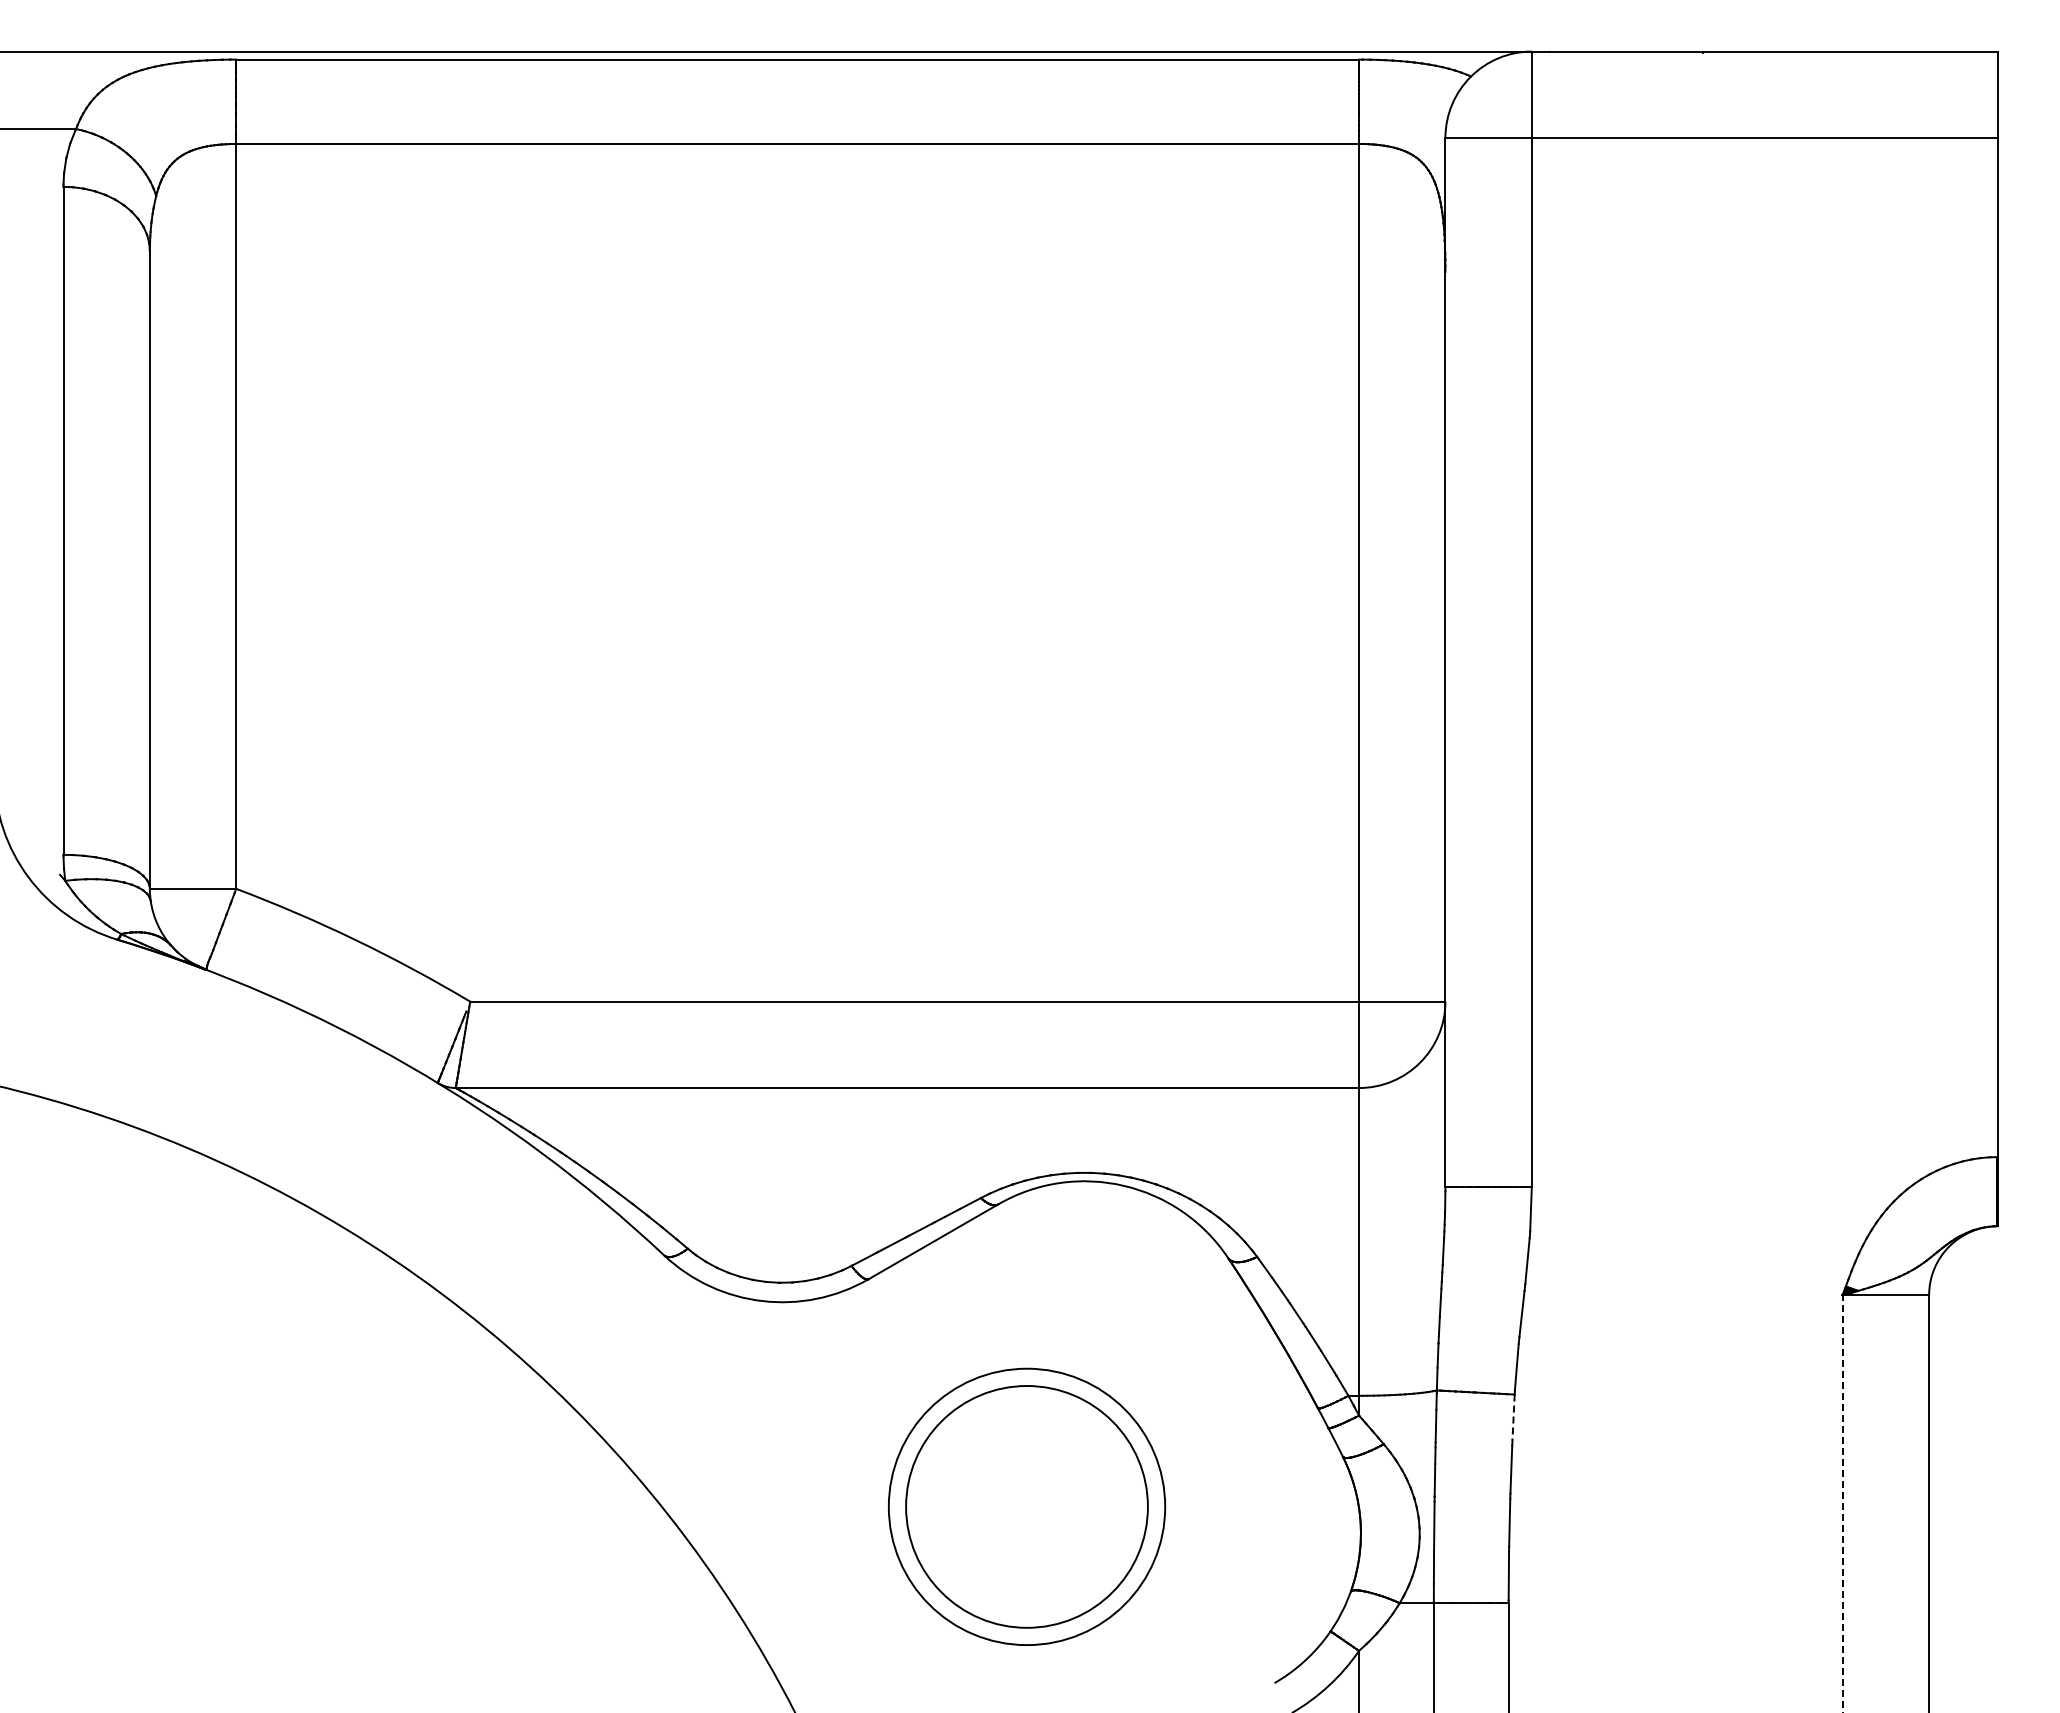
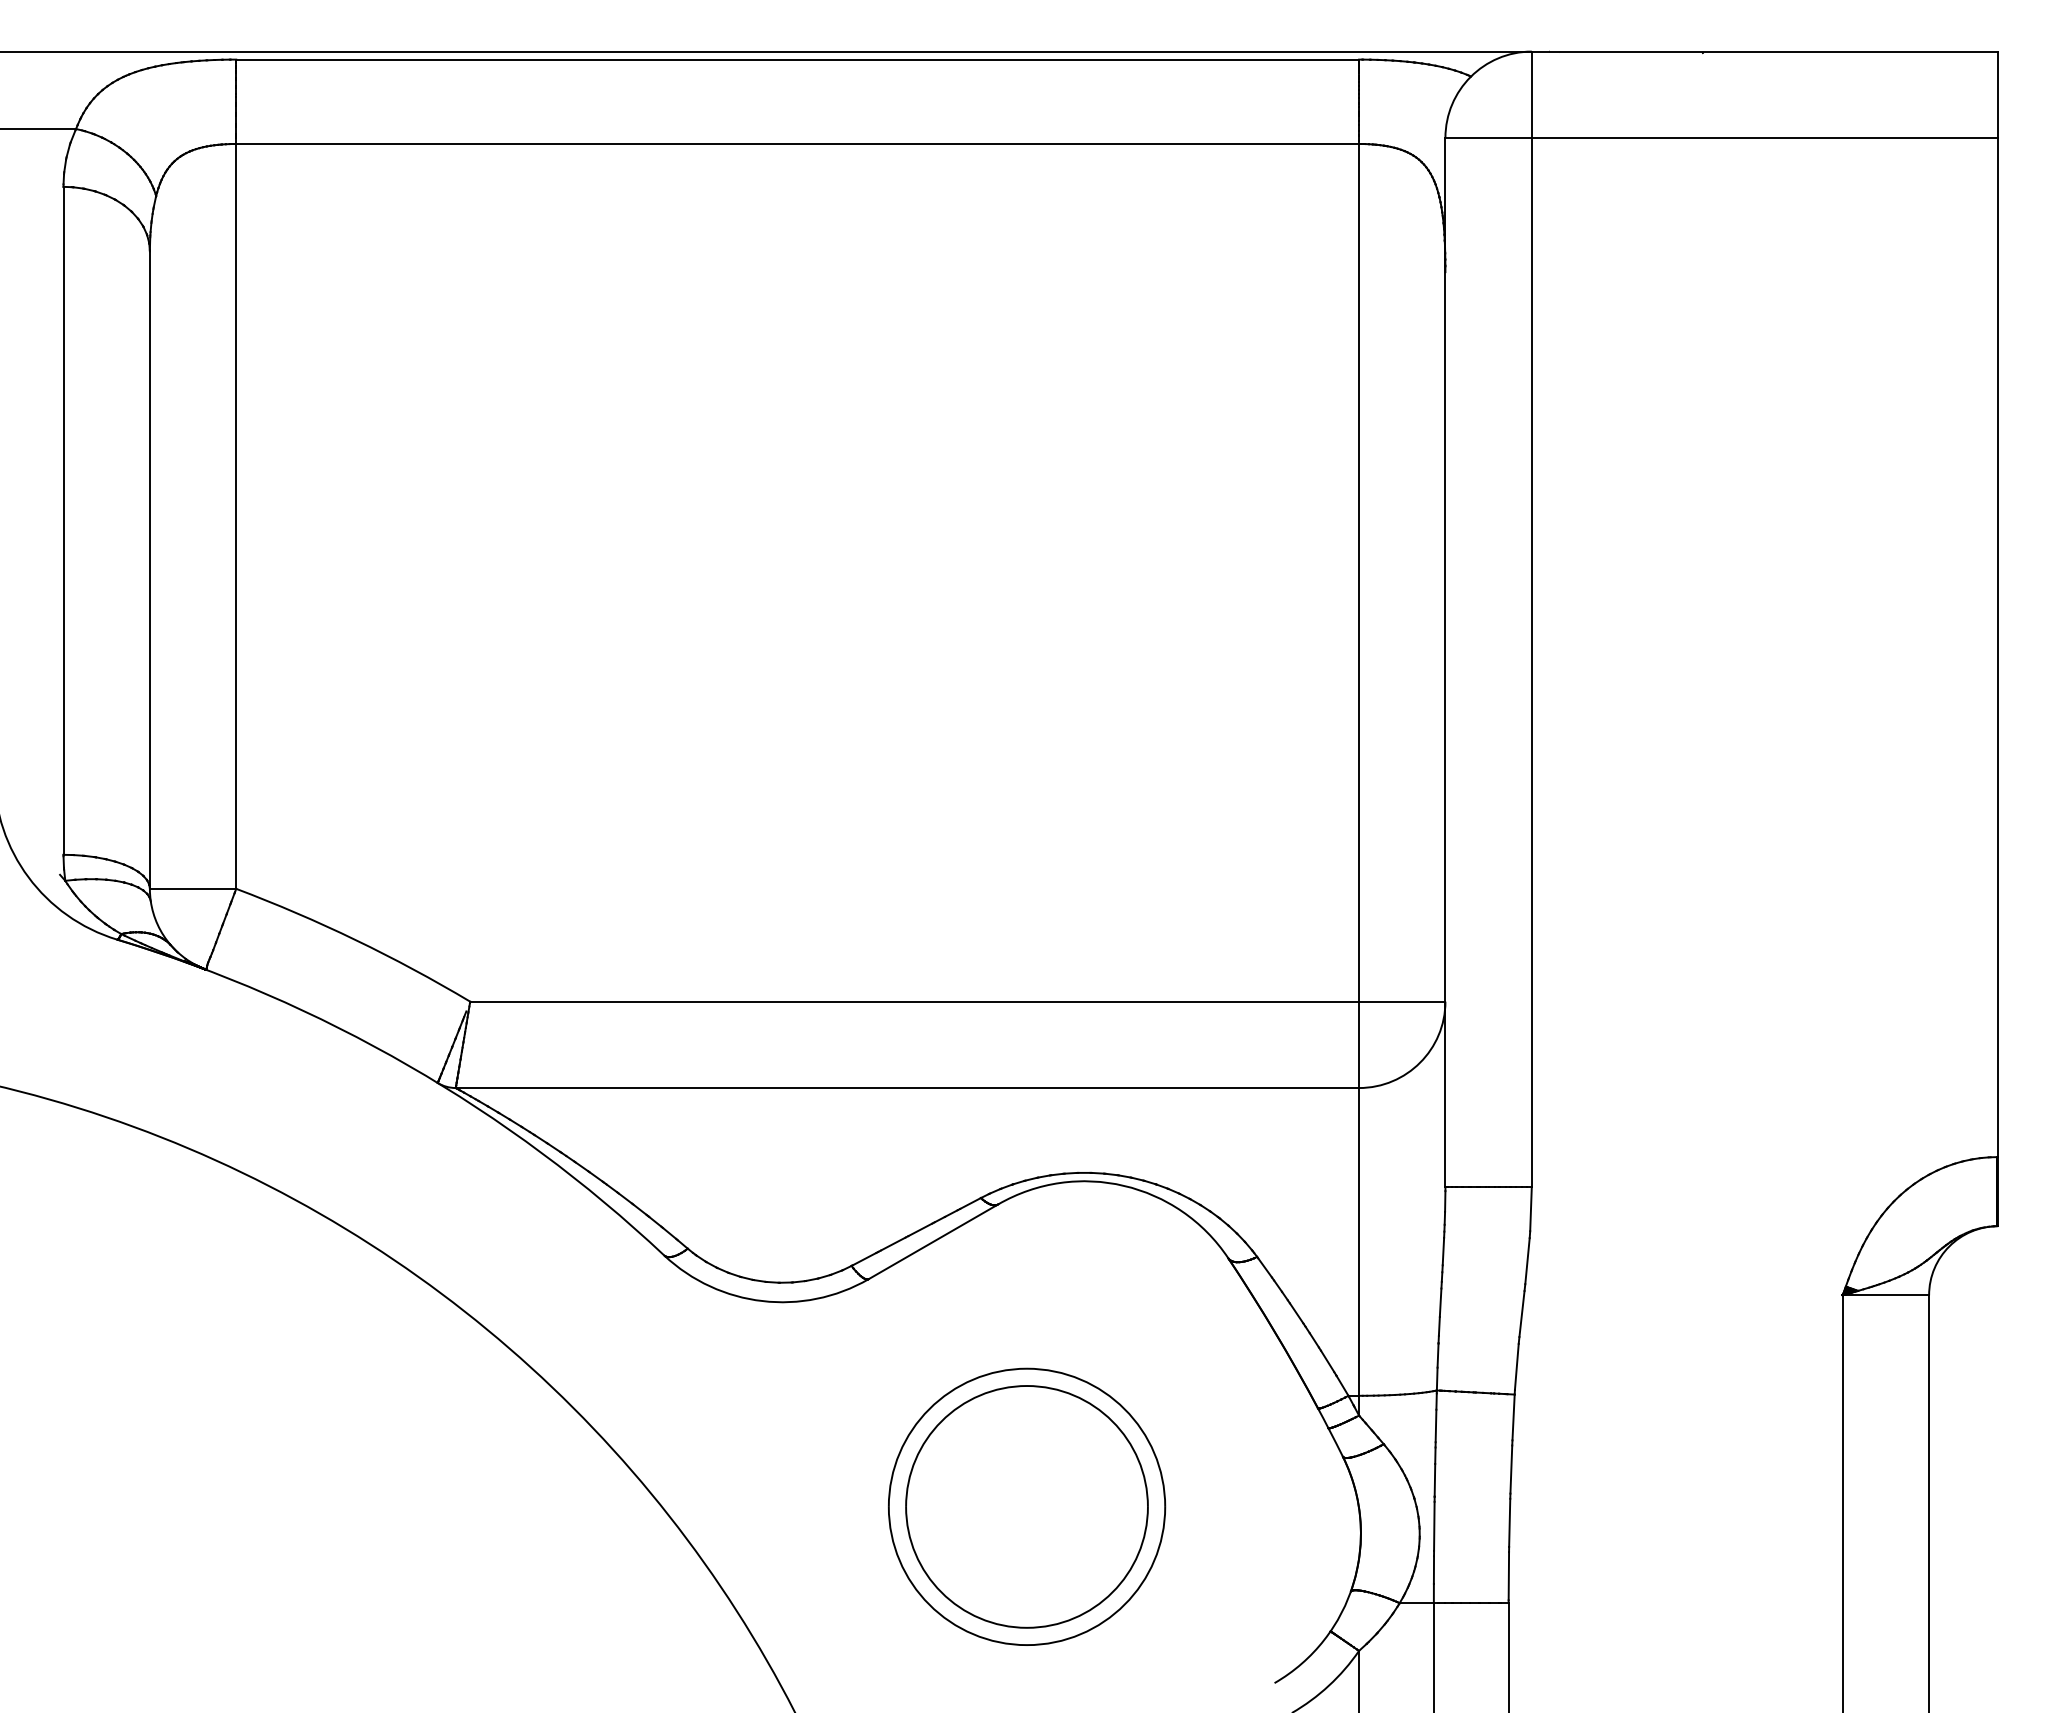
line: dashed -> solid (1513, 1417)
line: dashed -> solid (1842, 1503)
